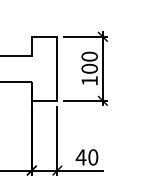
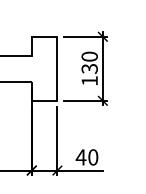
text: 100 -> 130 (89, 68)
